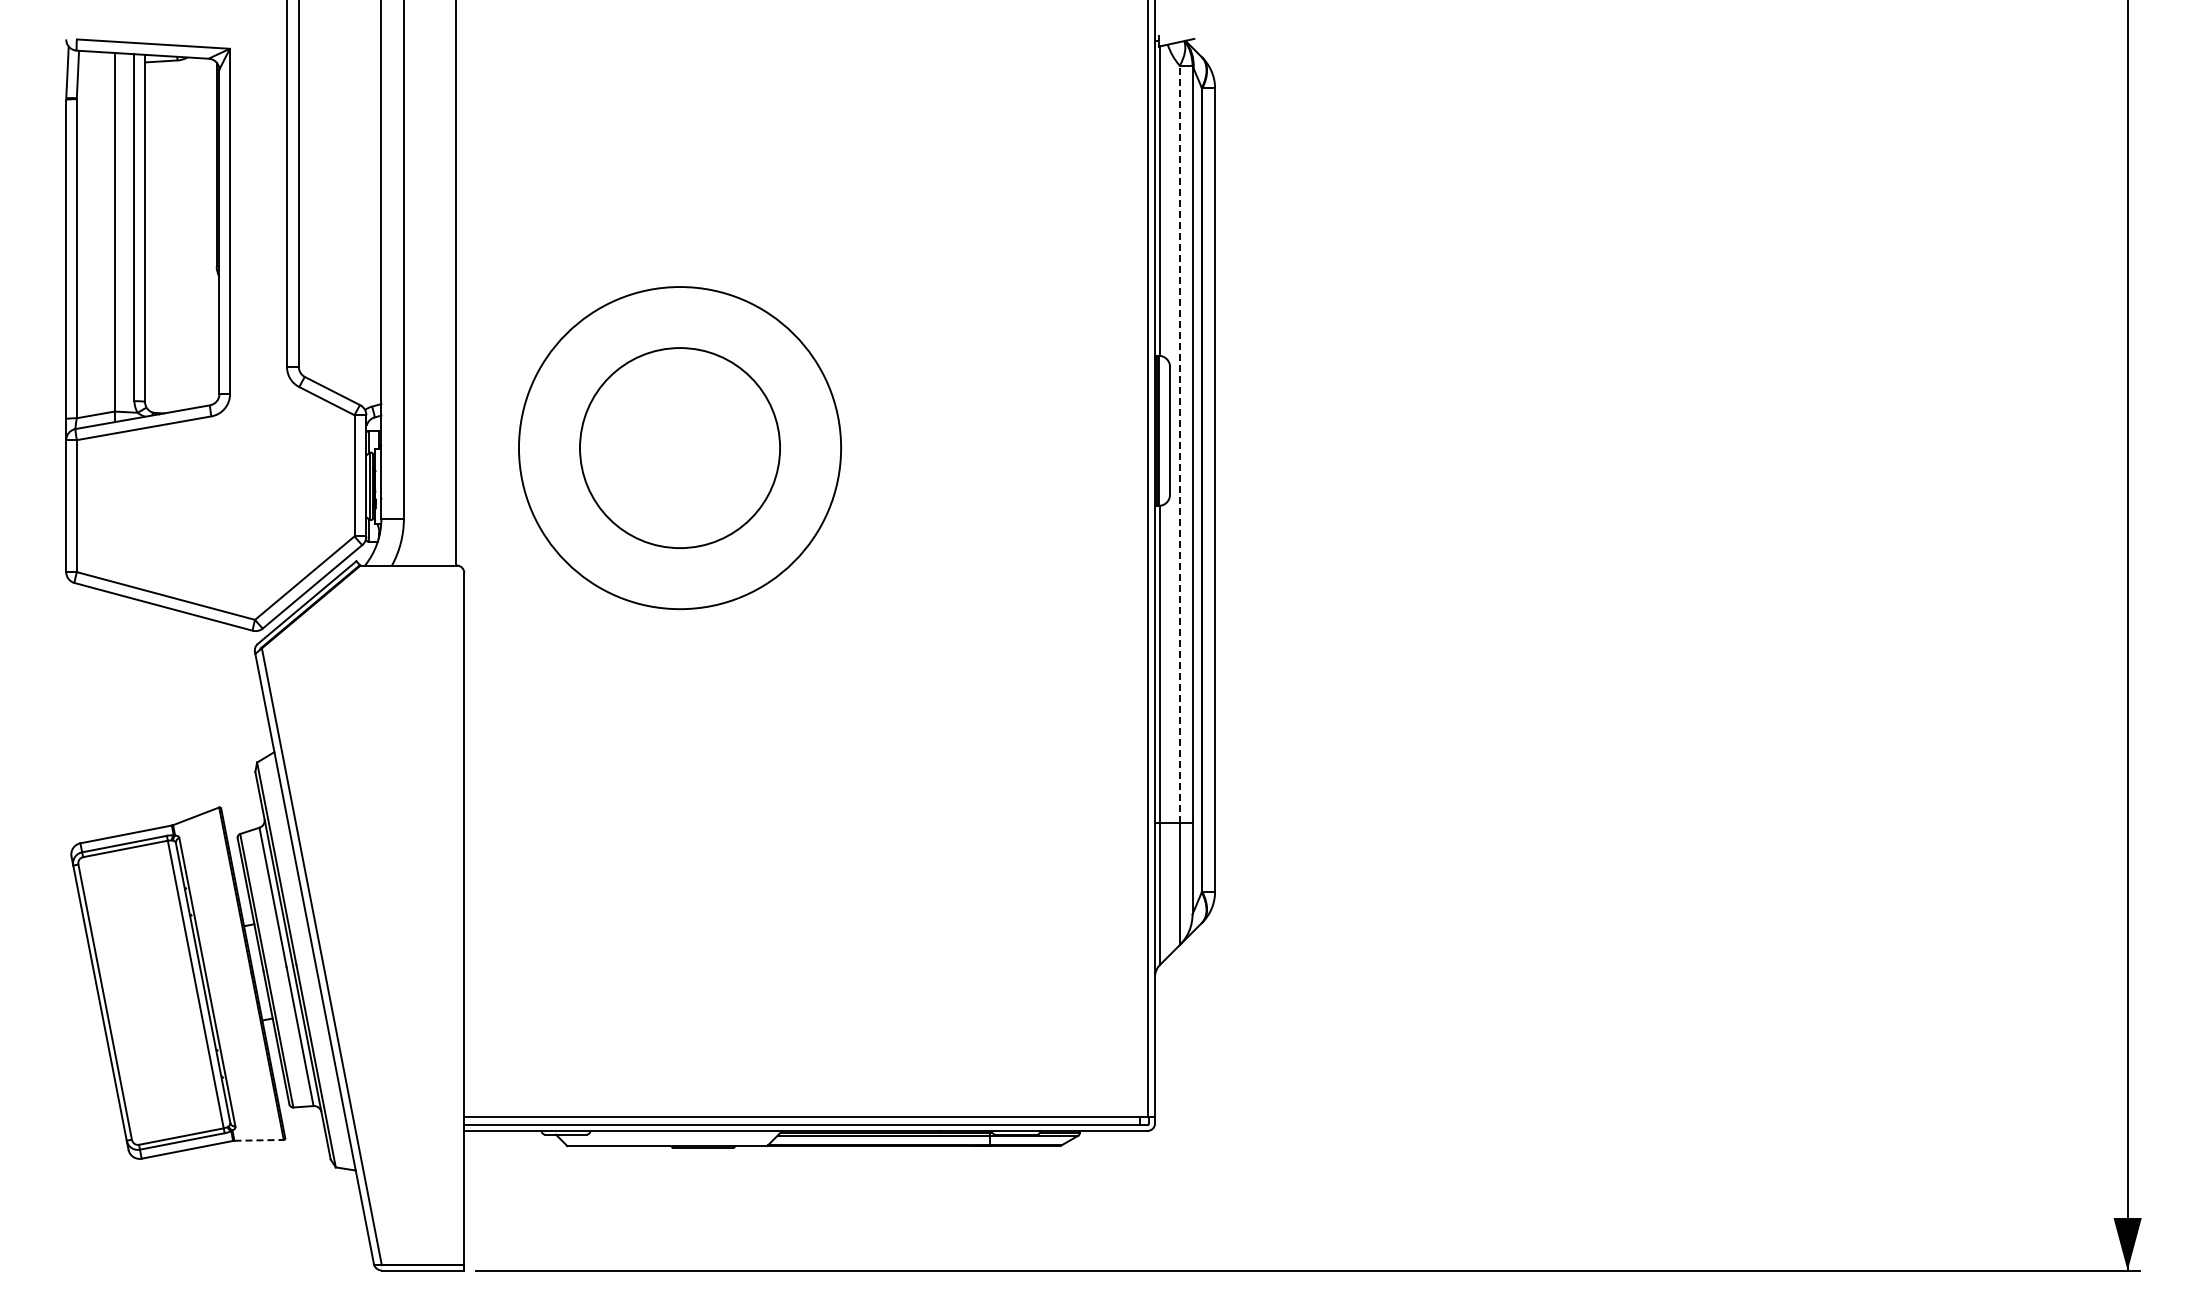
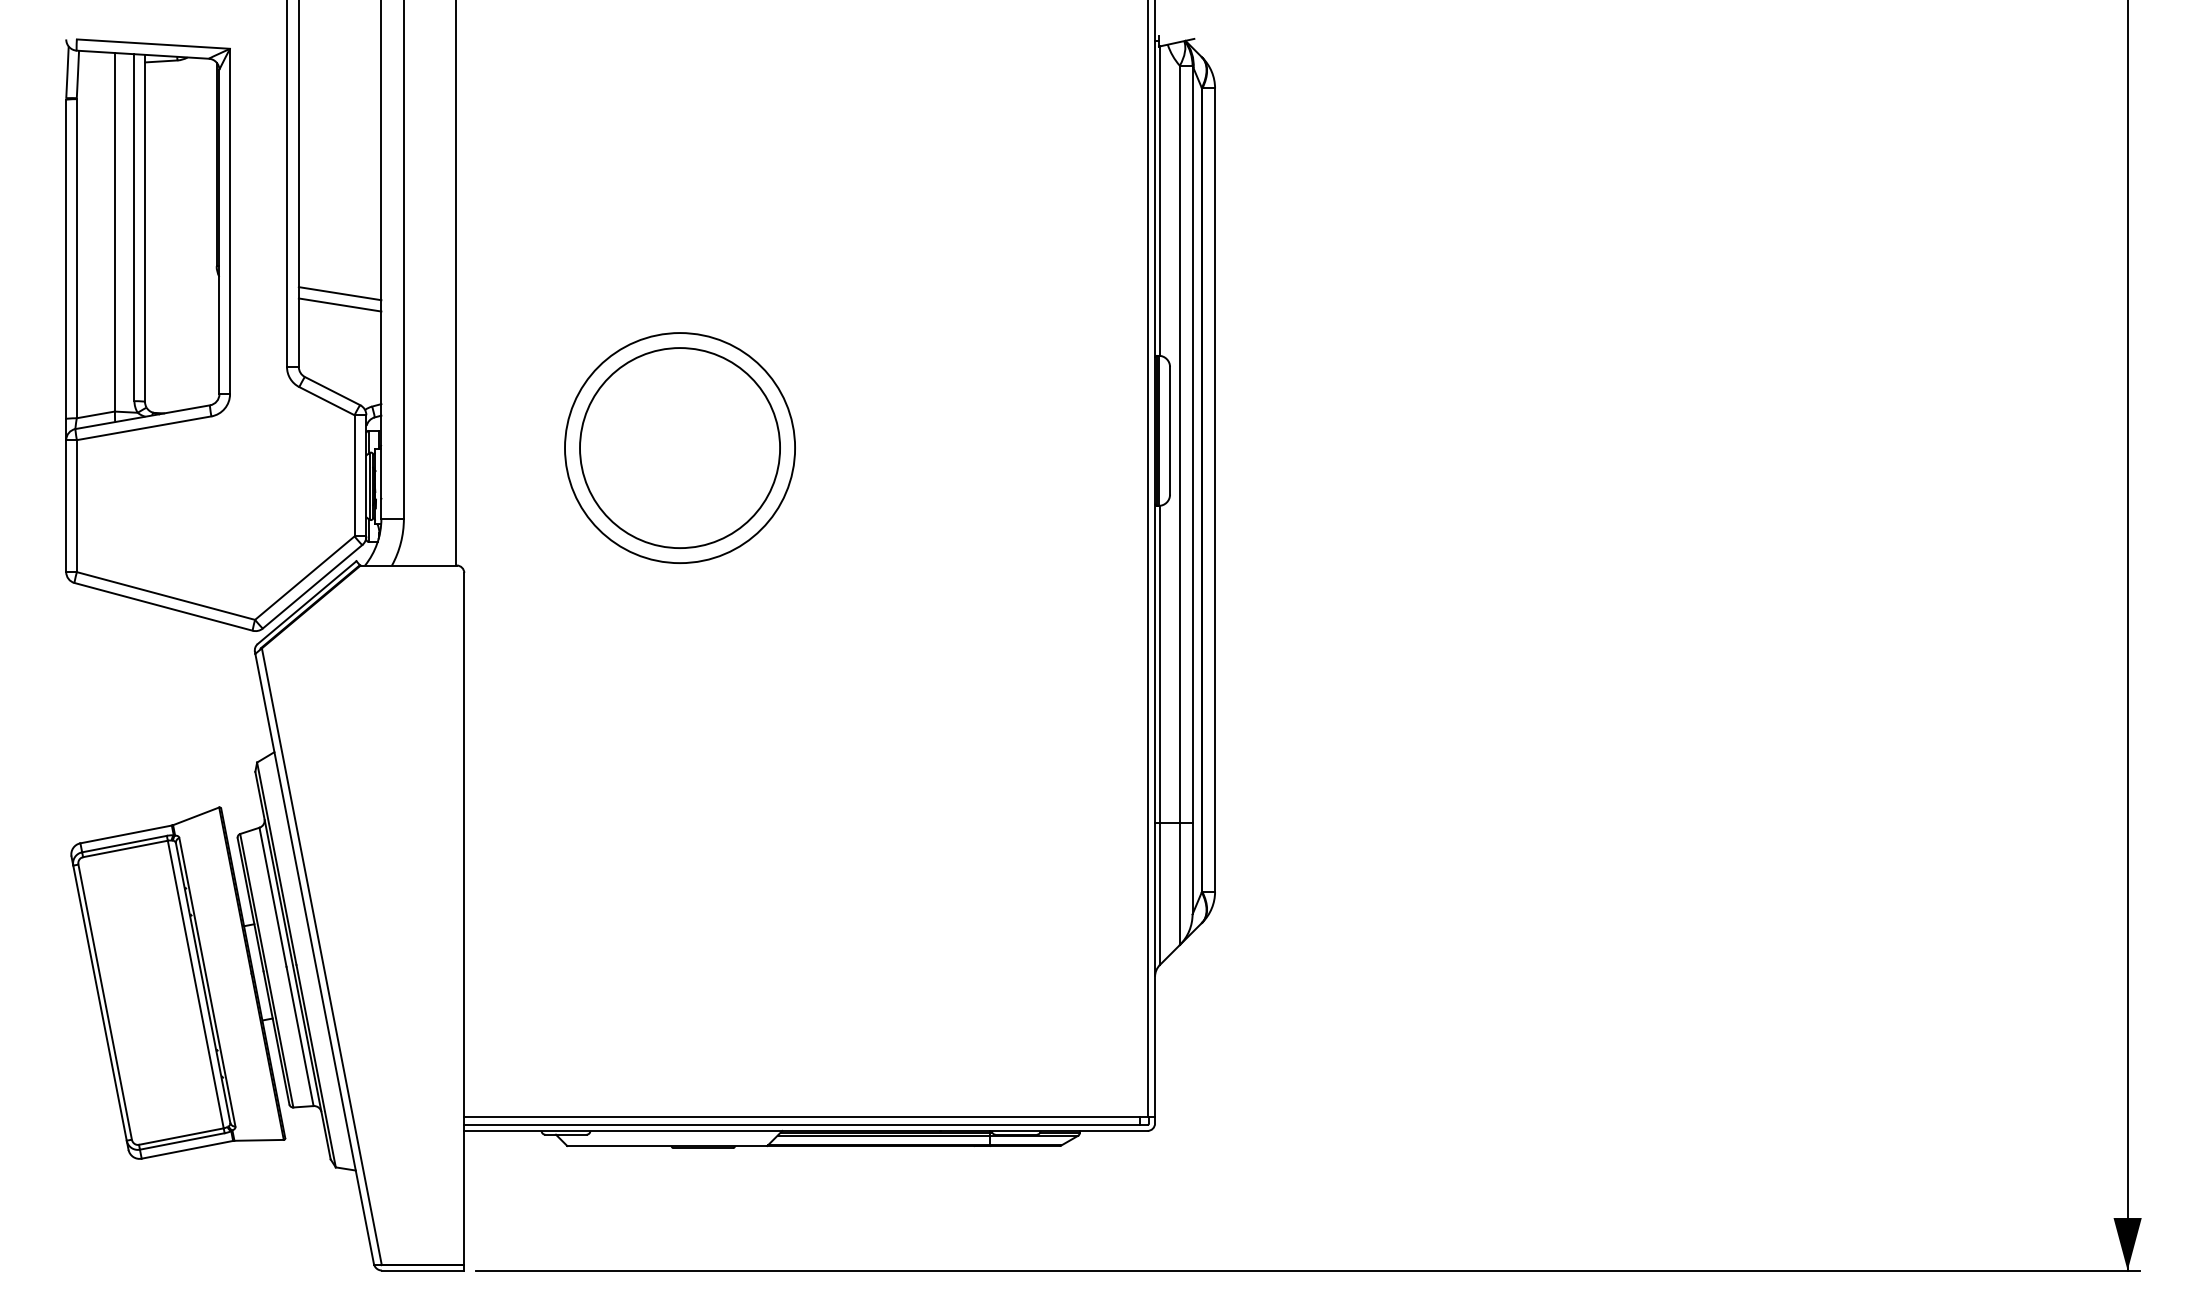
line: none -> present (339, 293)
line: none -> present (339, 304)
line: dashed -> solid (1179, 444)
circle diameter: 322 px -> 230 px (680, 448)
line: dashed -> solid (259, 1140)
